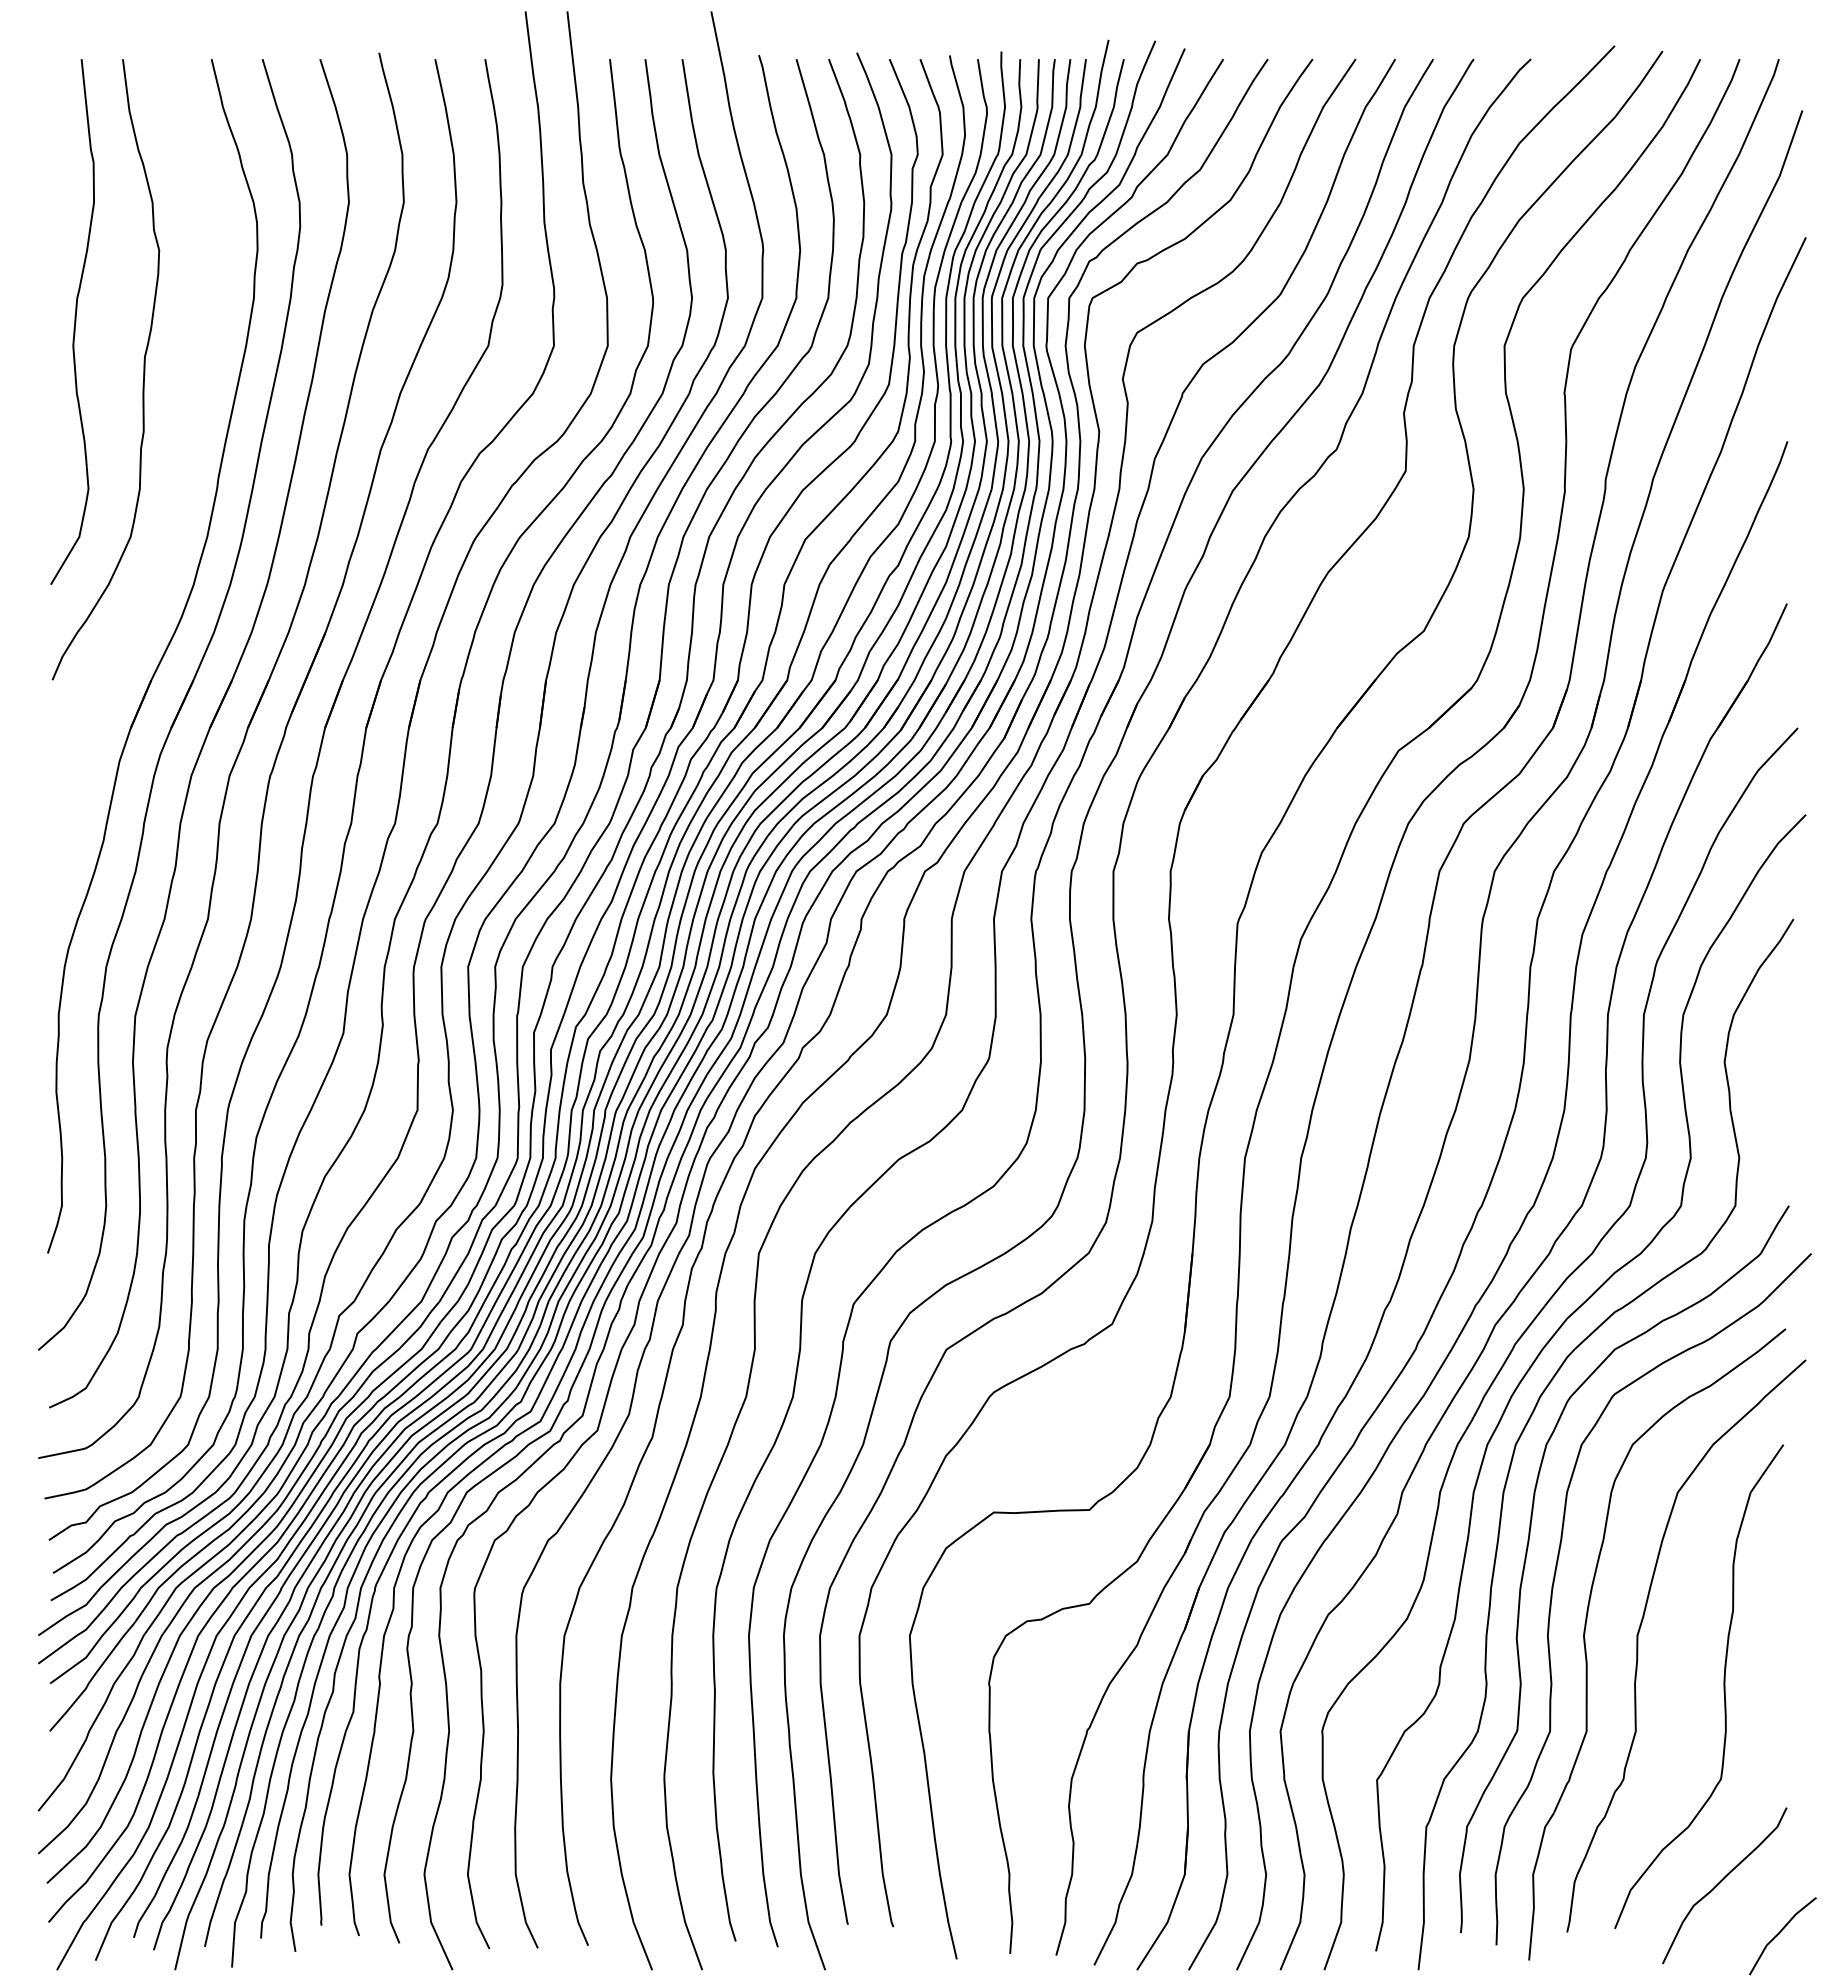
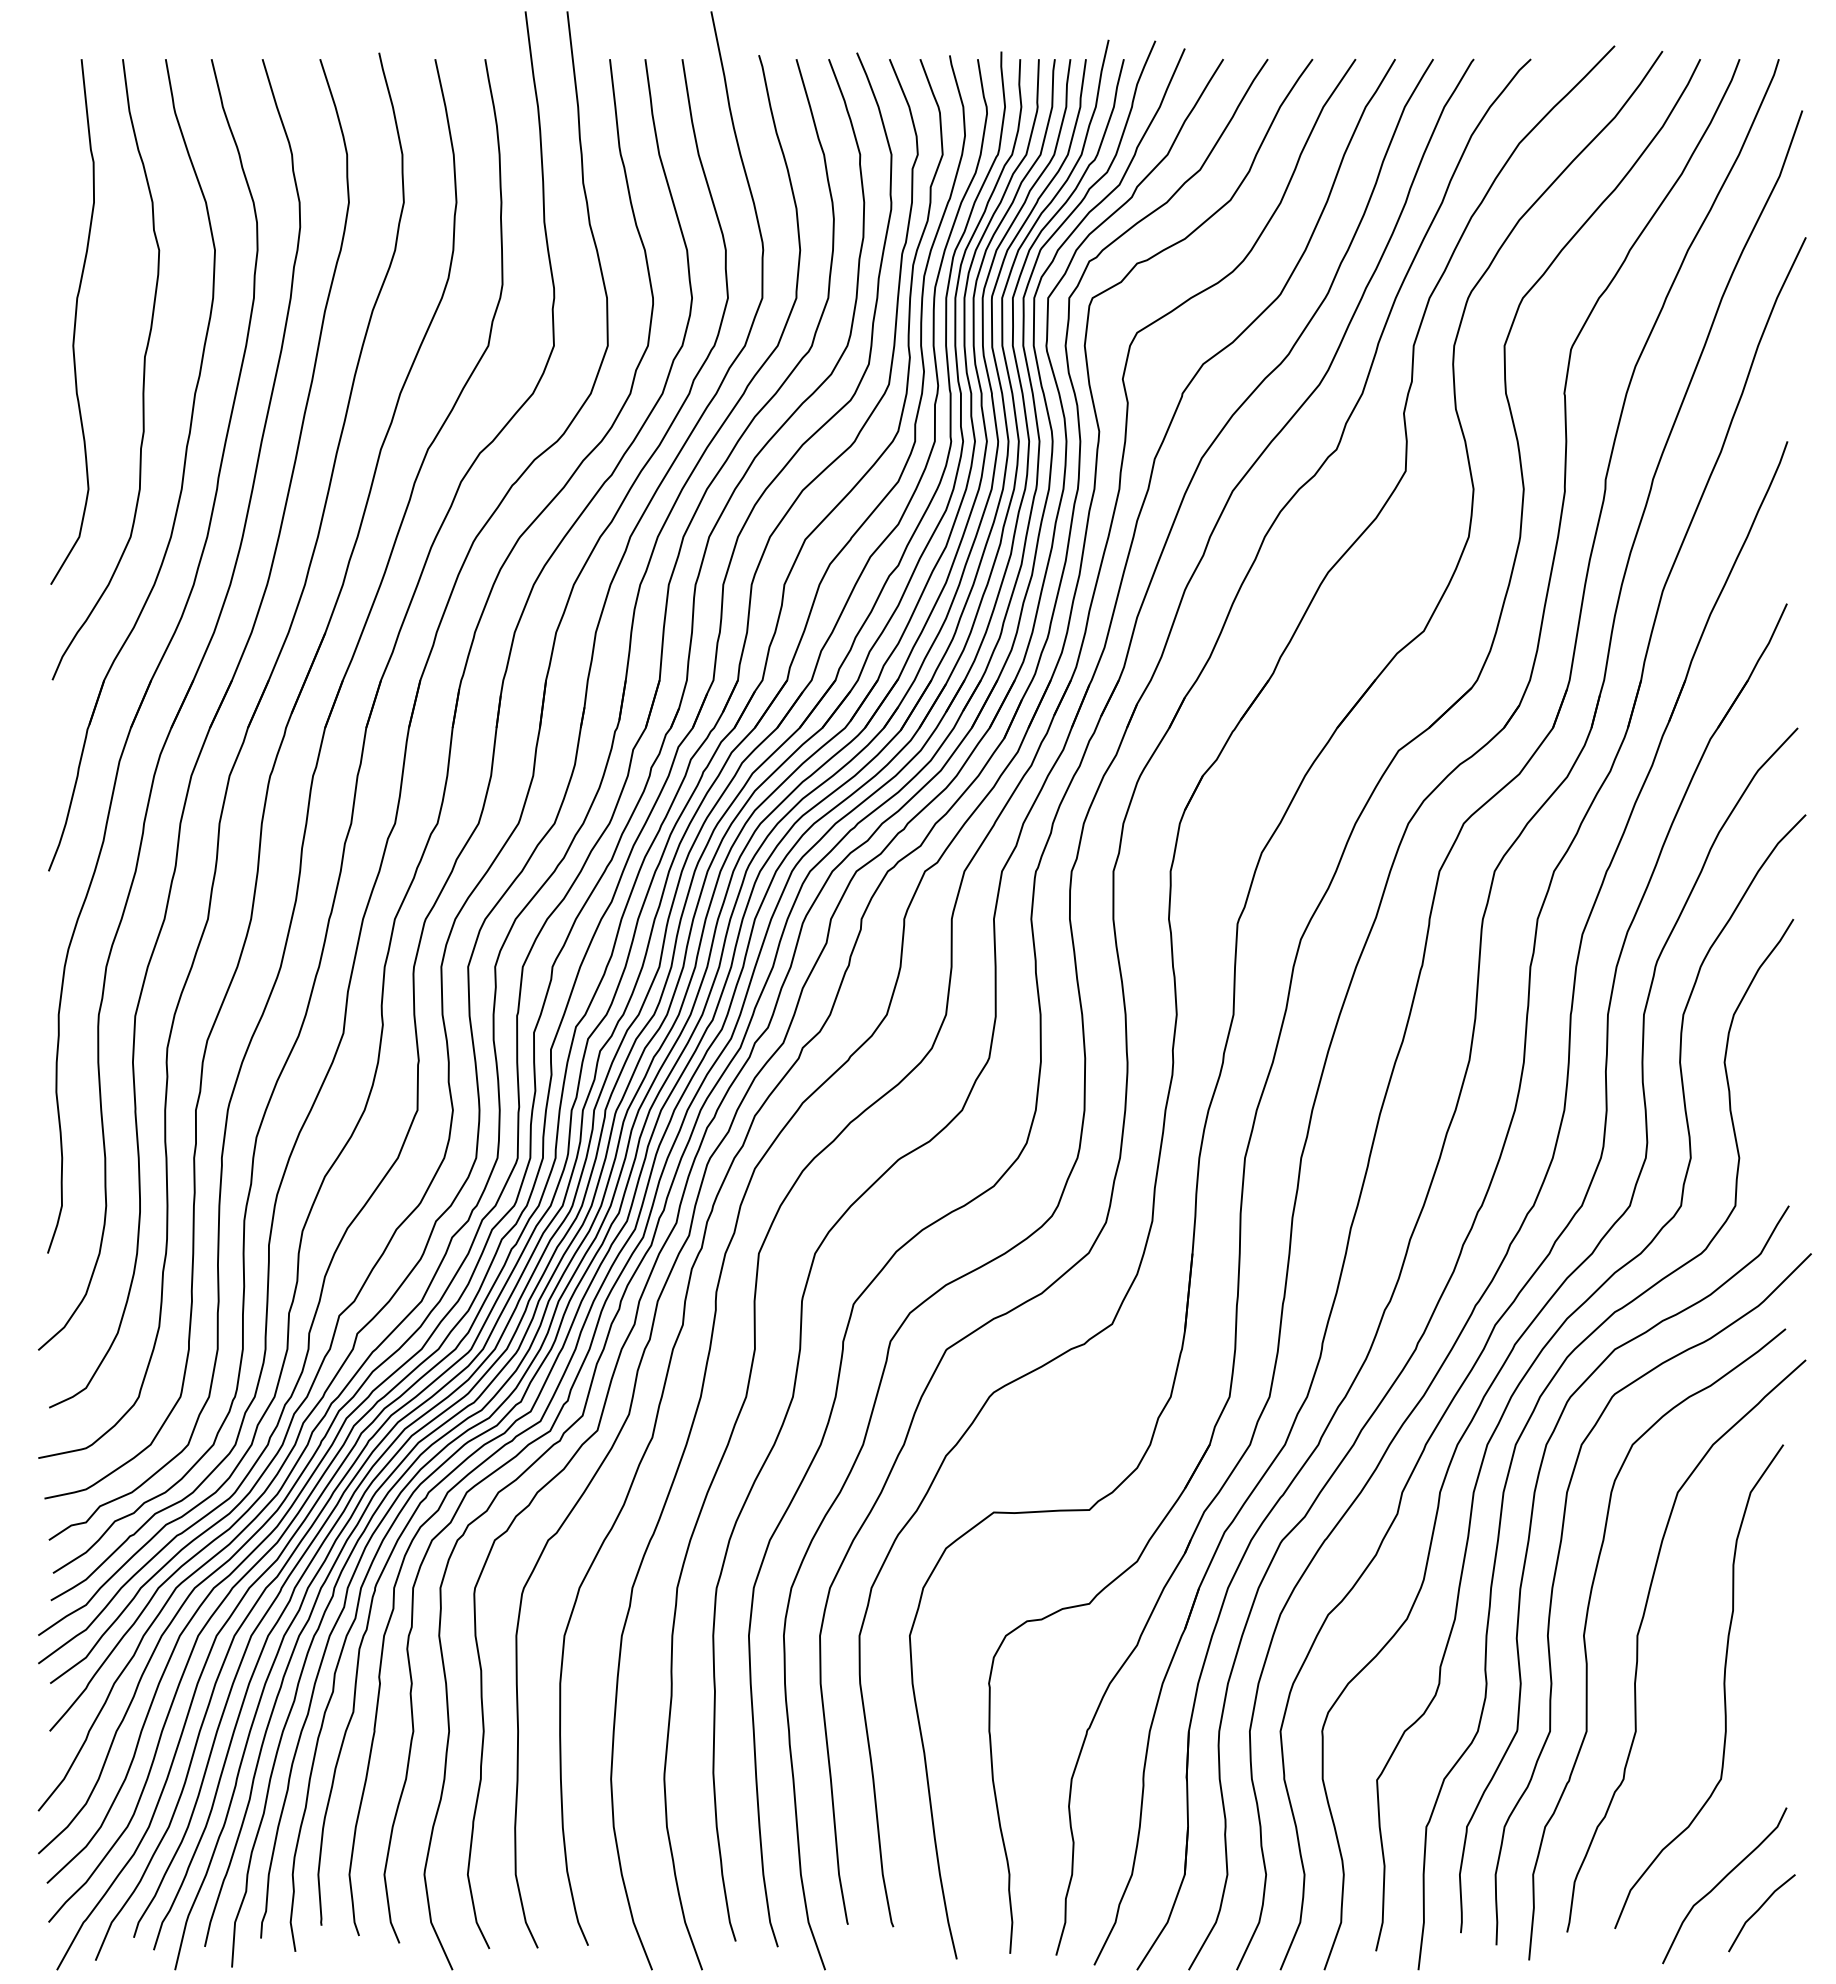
part: none -> present (182, 472)
line position: (1780, 1933) -> (1759, 1910) (1759, 1910)
